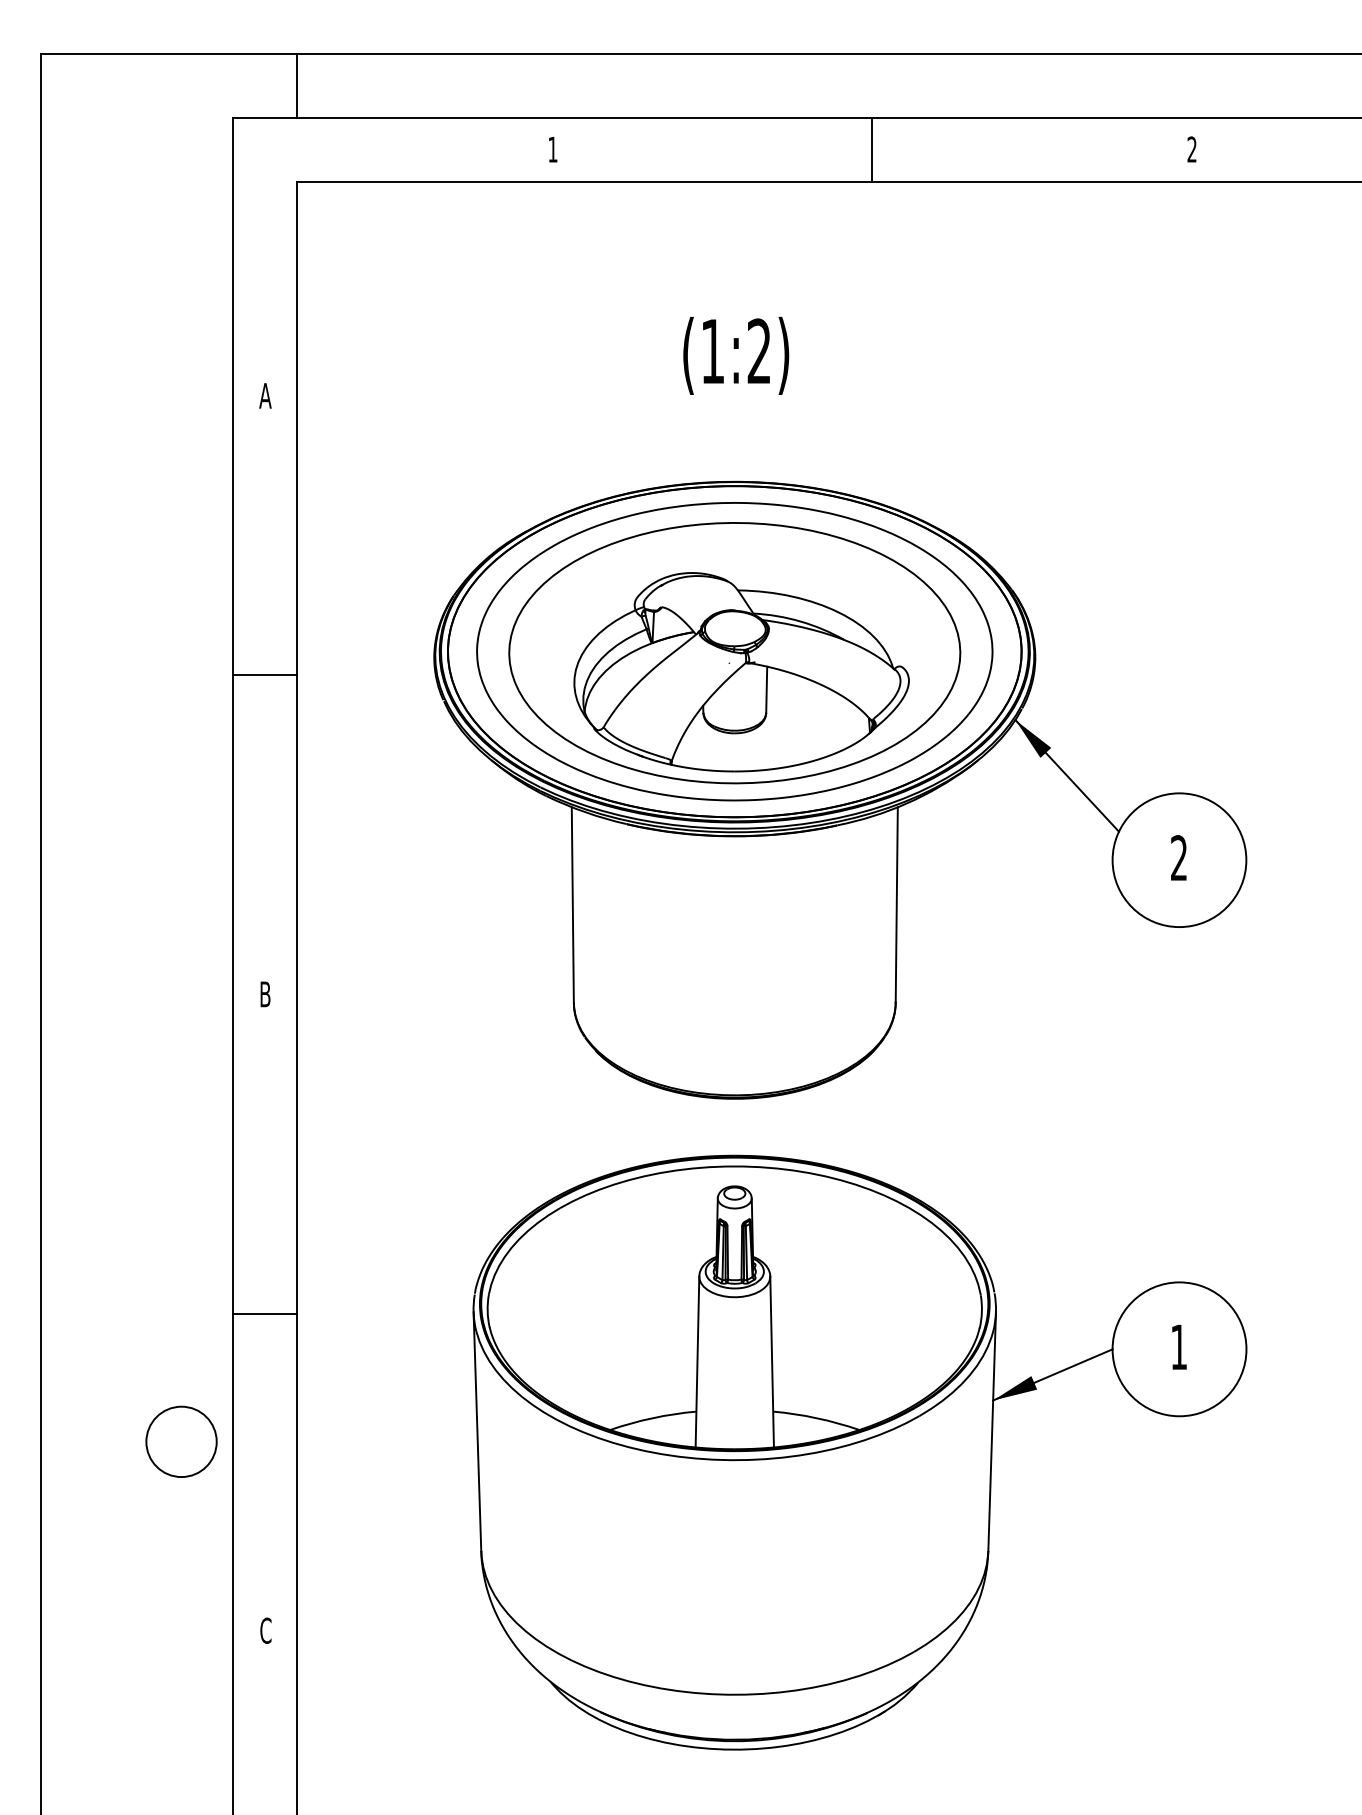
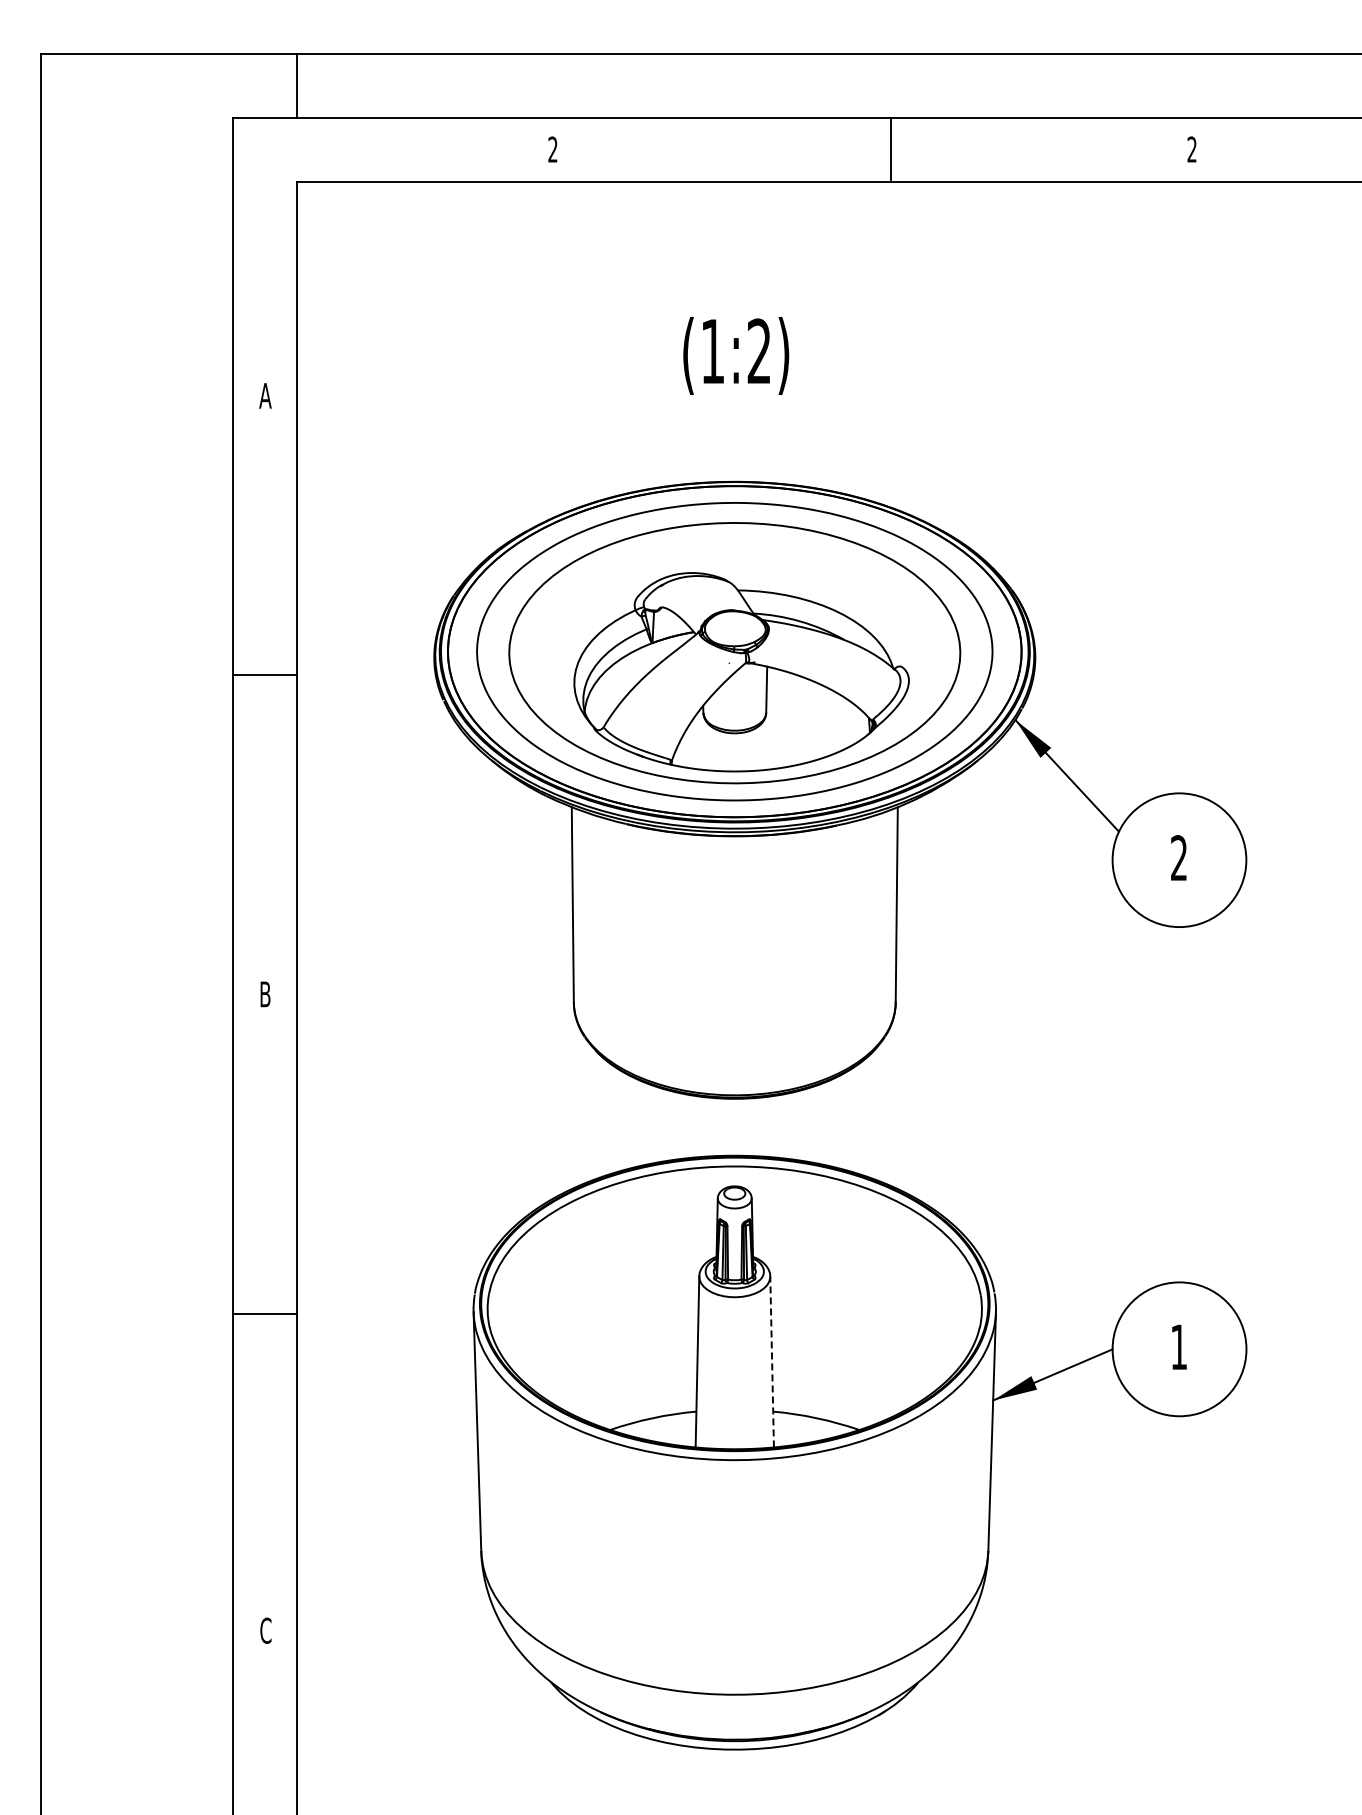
text: 1 -> 2 (552, 149)
line position: (872, 150) -> (891, 150) (891, 150)
line: solid -> dashed (772, 1361)
circle: present -> none (181, 1441)
